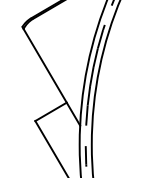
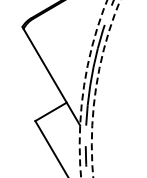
circle: solid -> dashed (93, 88)
circle: solid -> dashed (105, 88)
